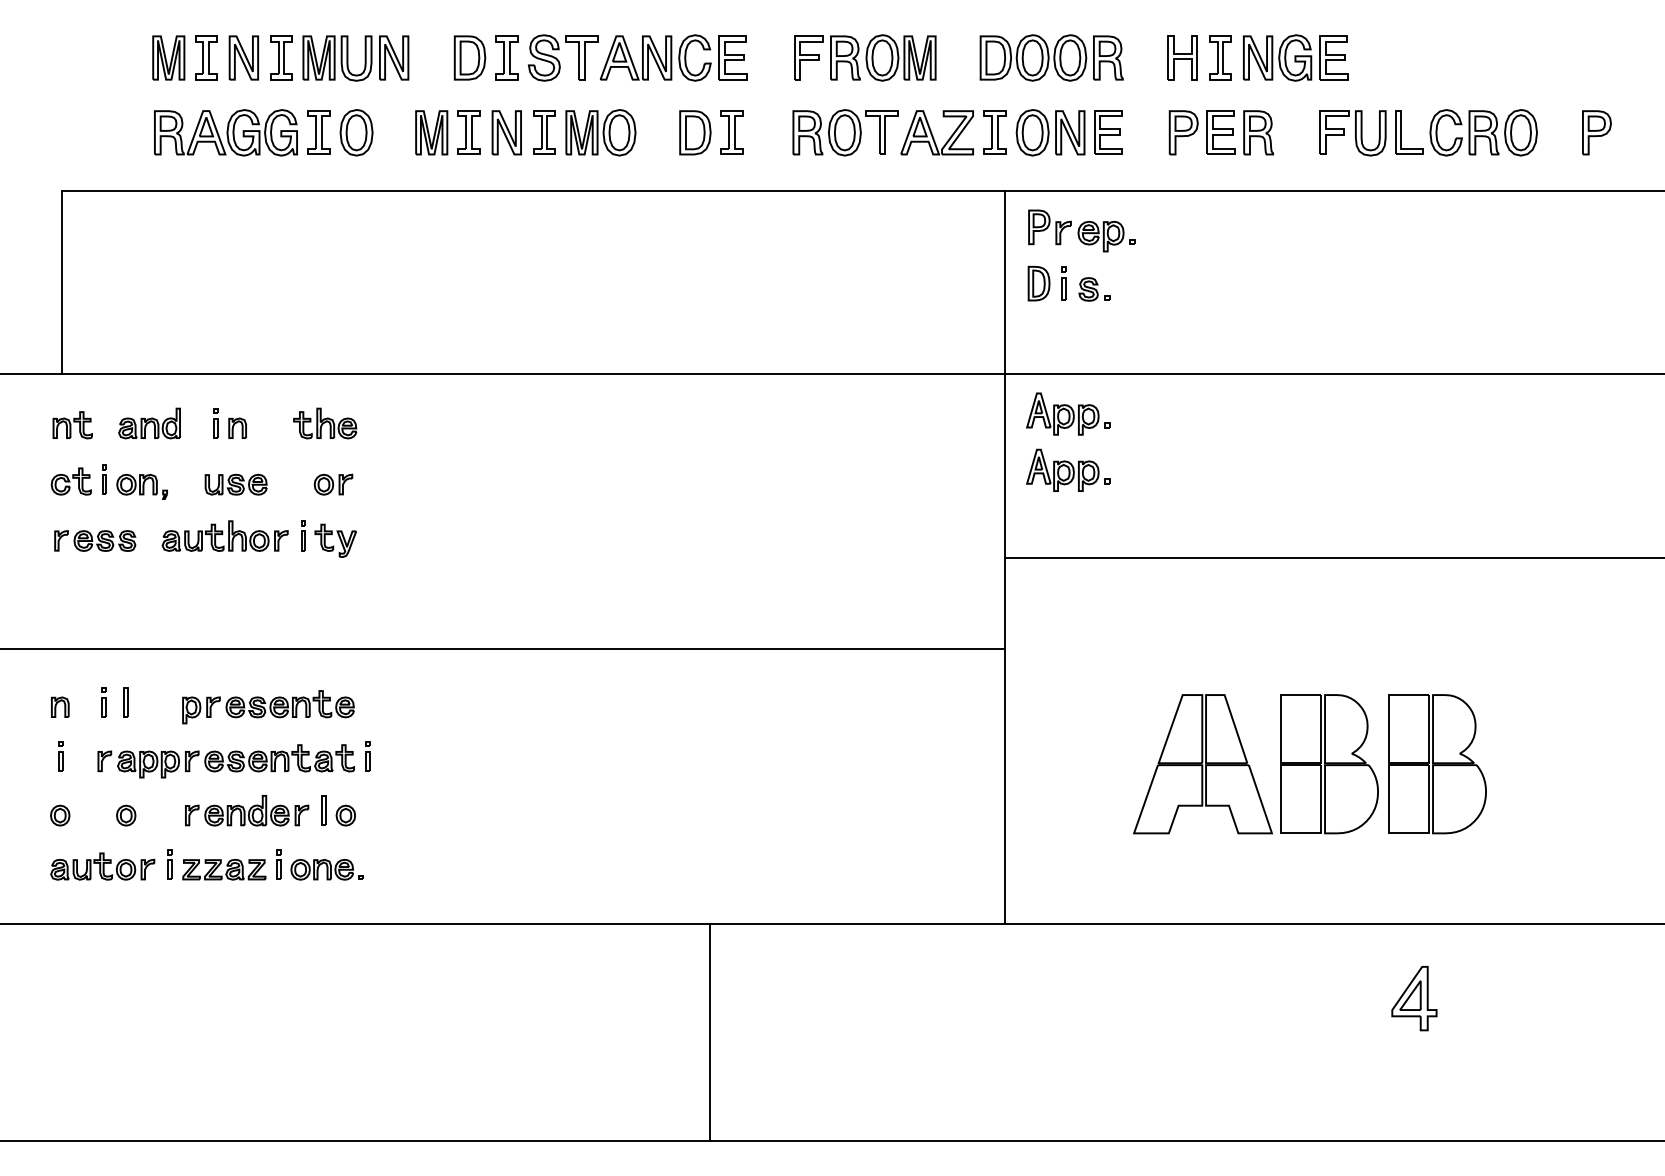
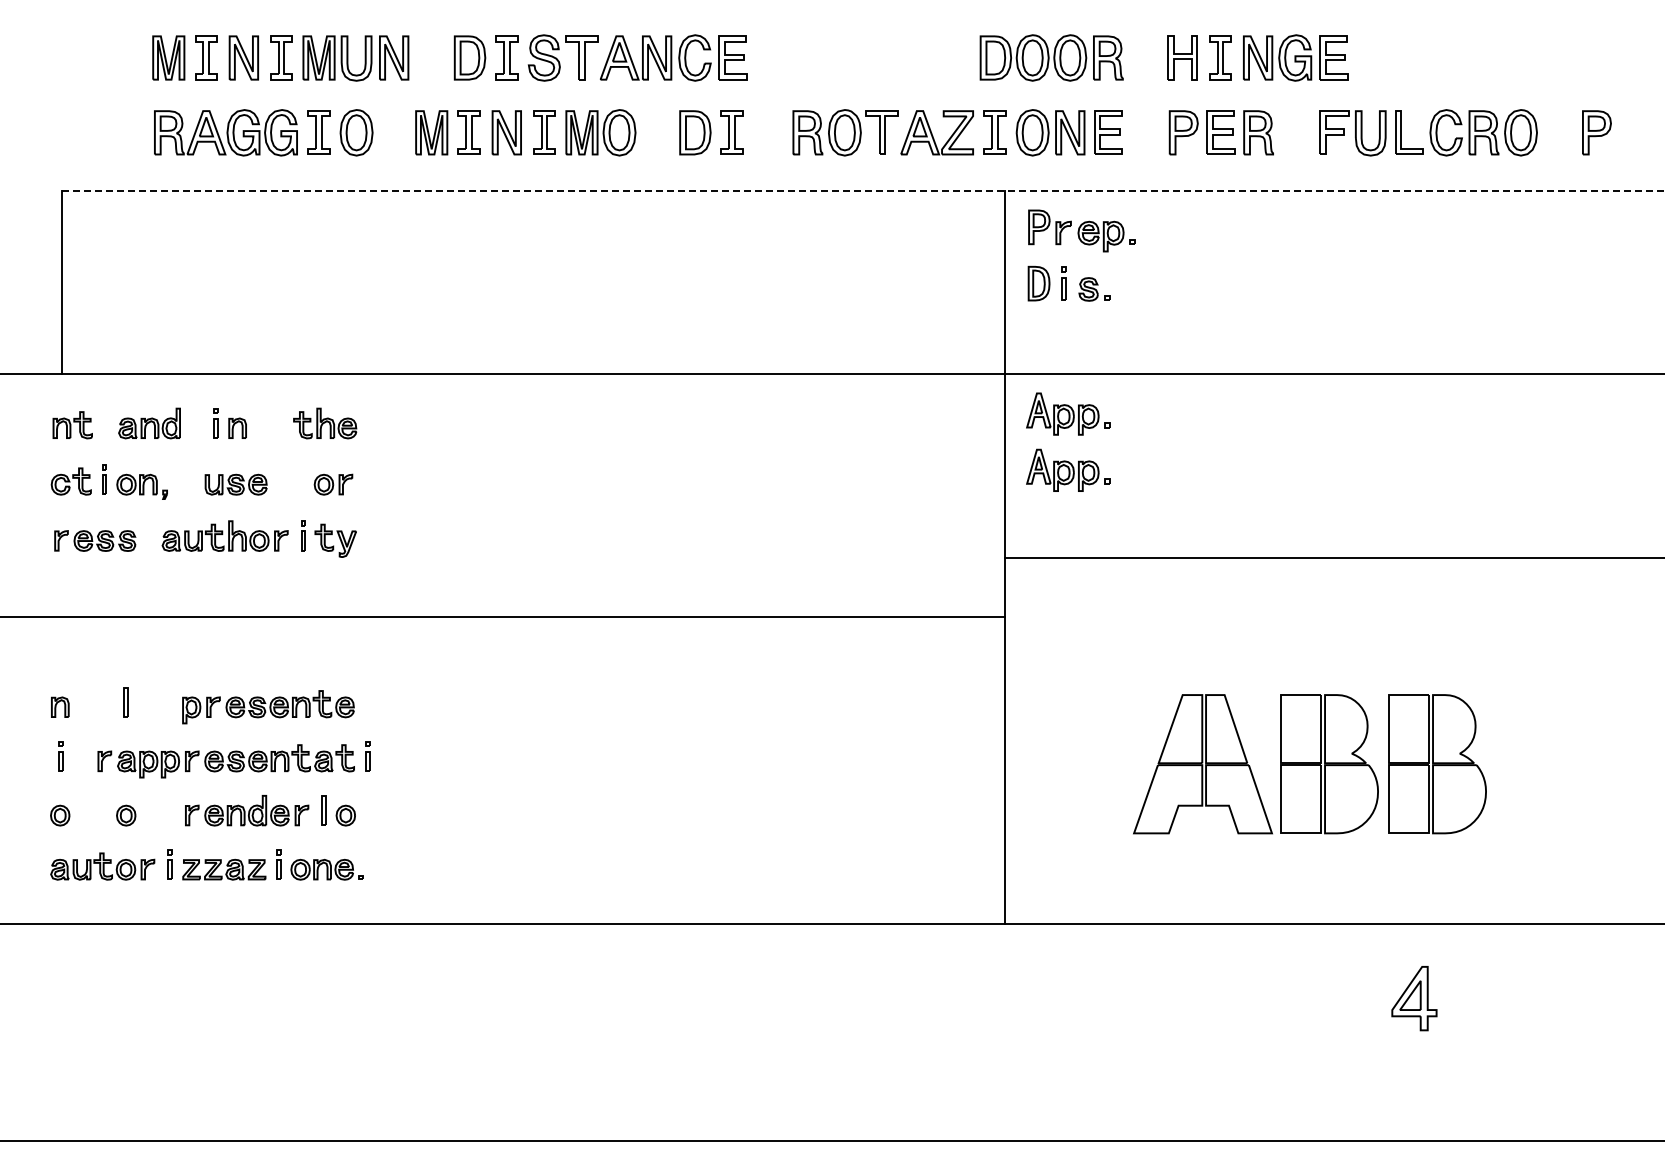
part: present -> none (865, 57)
line: solid -> dashed (862, 191)
line position: (503, 649) -> (503, 617) (503, 617)
part: present -> none (103, 702)
line: present -> none (709, 1032)
